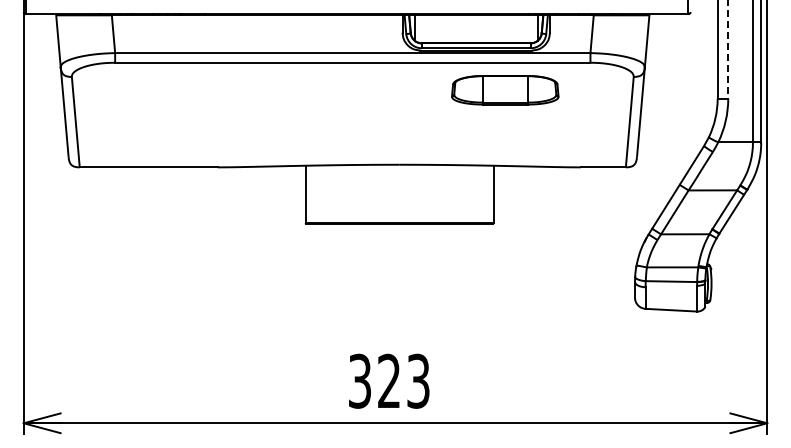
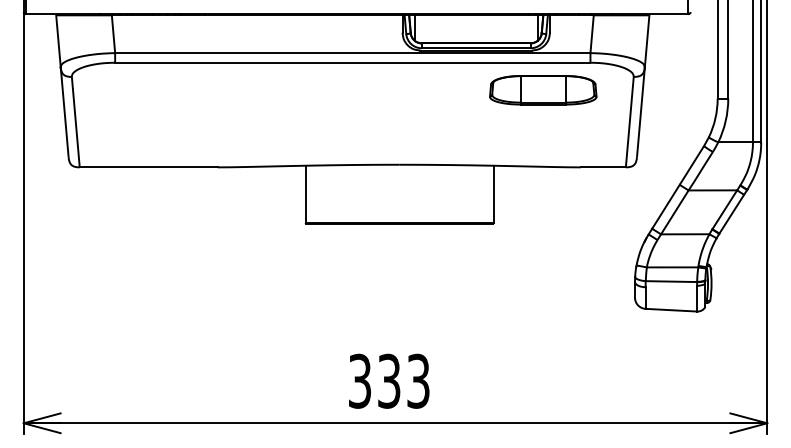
line: dashed -> solid (728, 49)
part position: (505, 90) -> (543, 90) (543, 90)
text: 323 -> 333 (389, 381)
